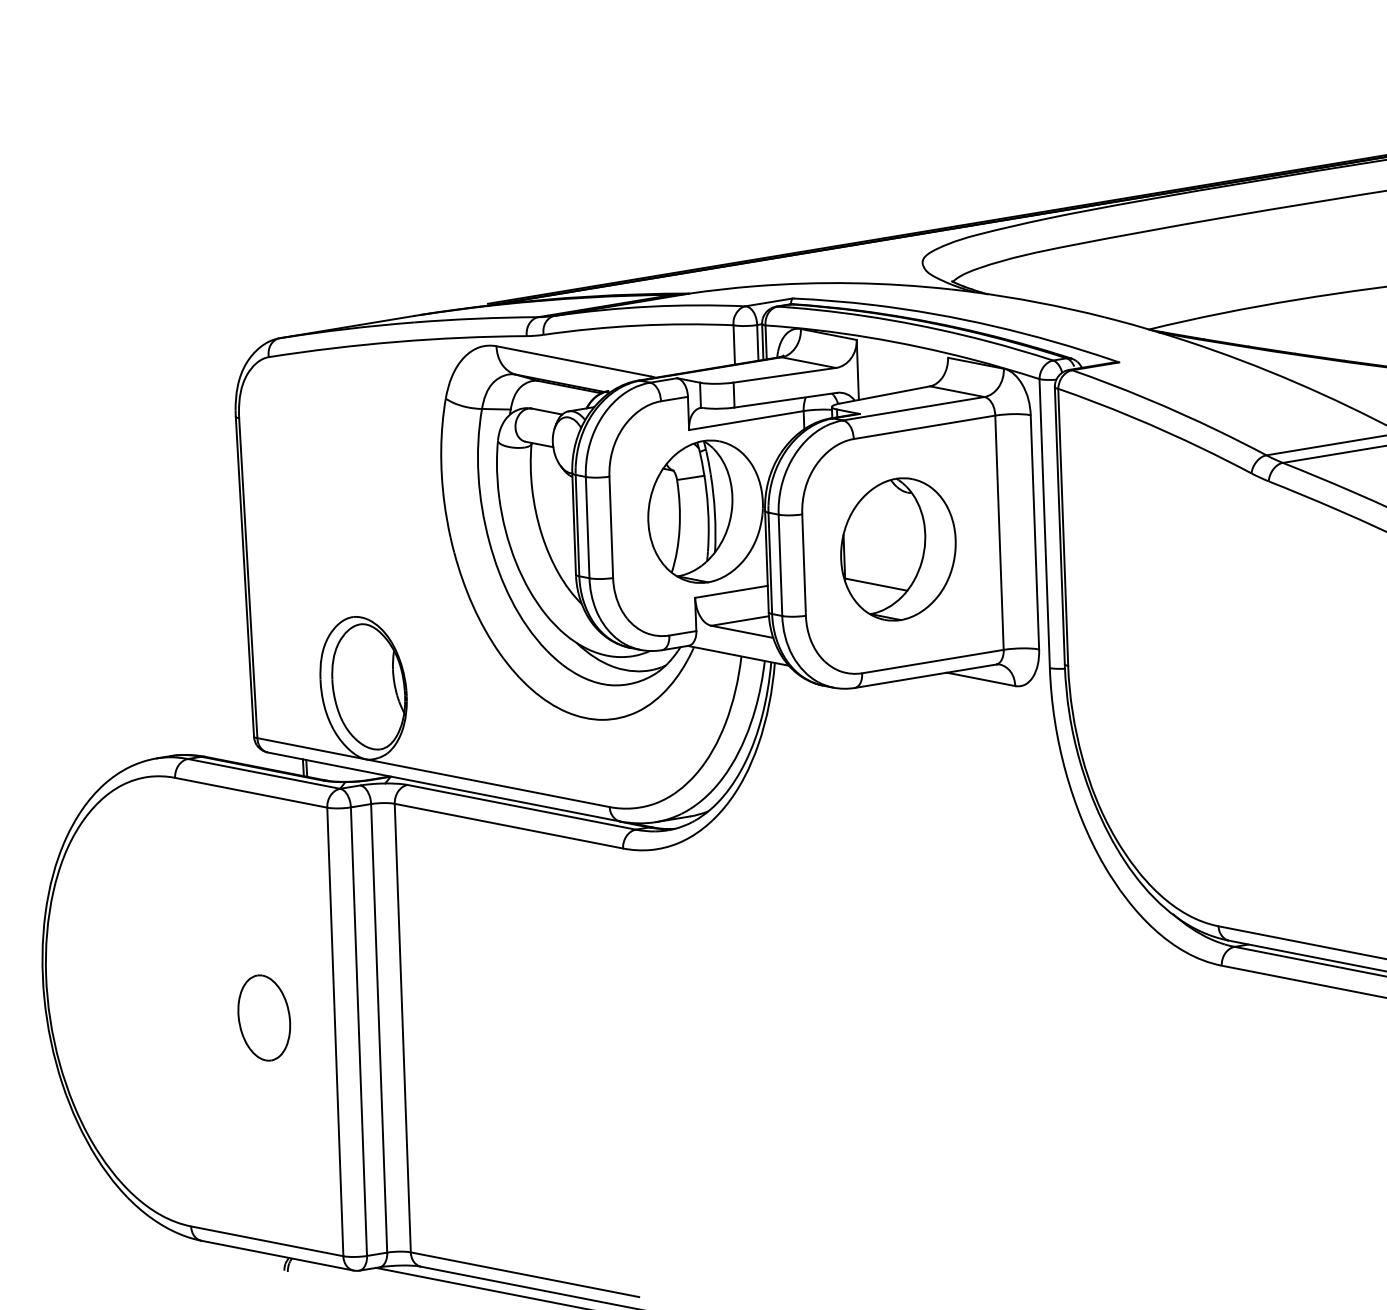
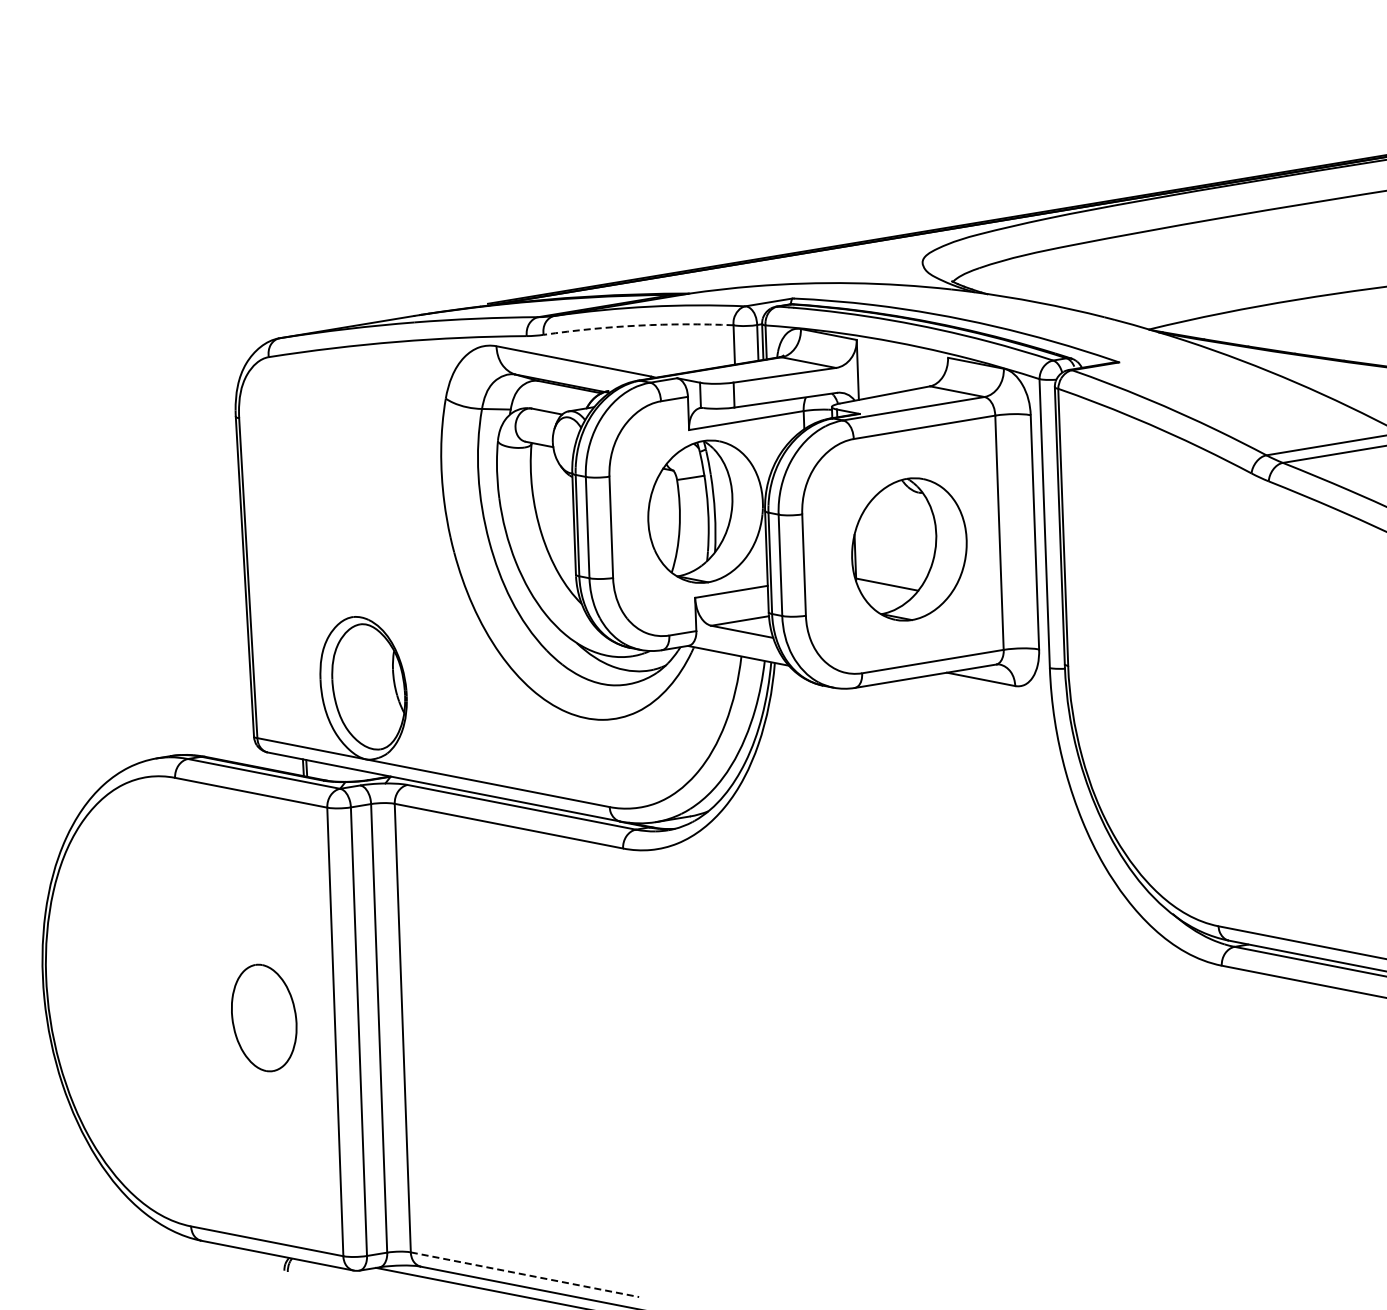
arc: solid -> dashed (638, 325)
part position: (898, 549) -> (909, 549) (909, 549)
part size: 55x88 px -> 67x110 px (264, 1017)
line: solid -> dashed (525, 1274)
